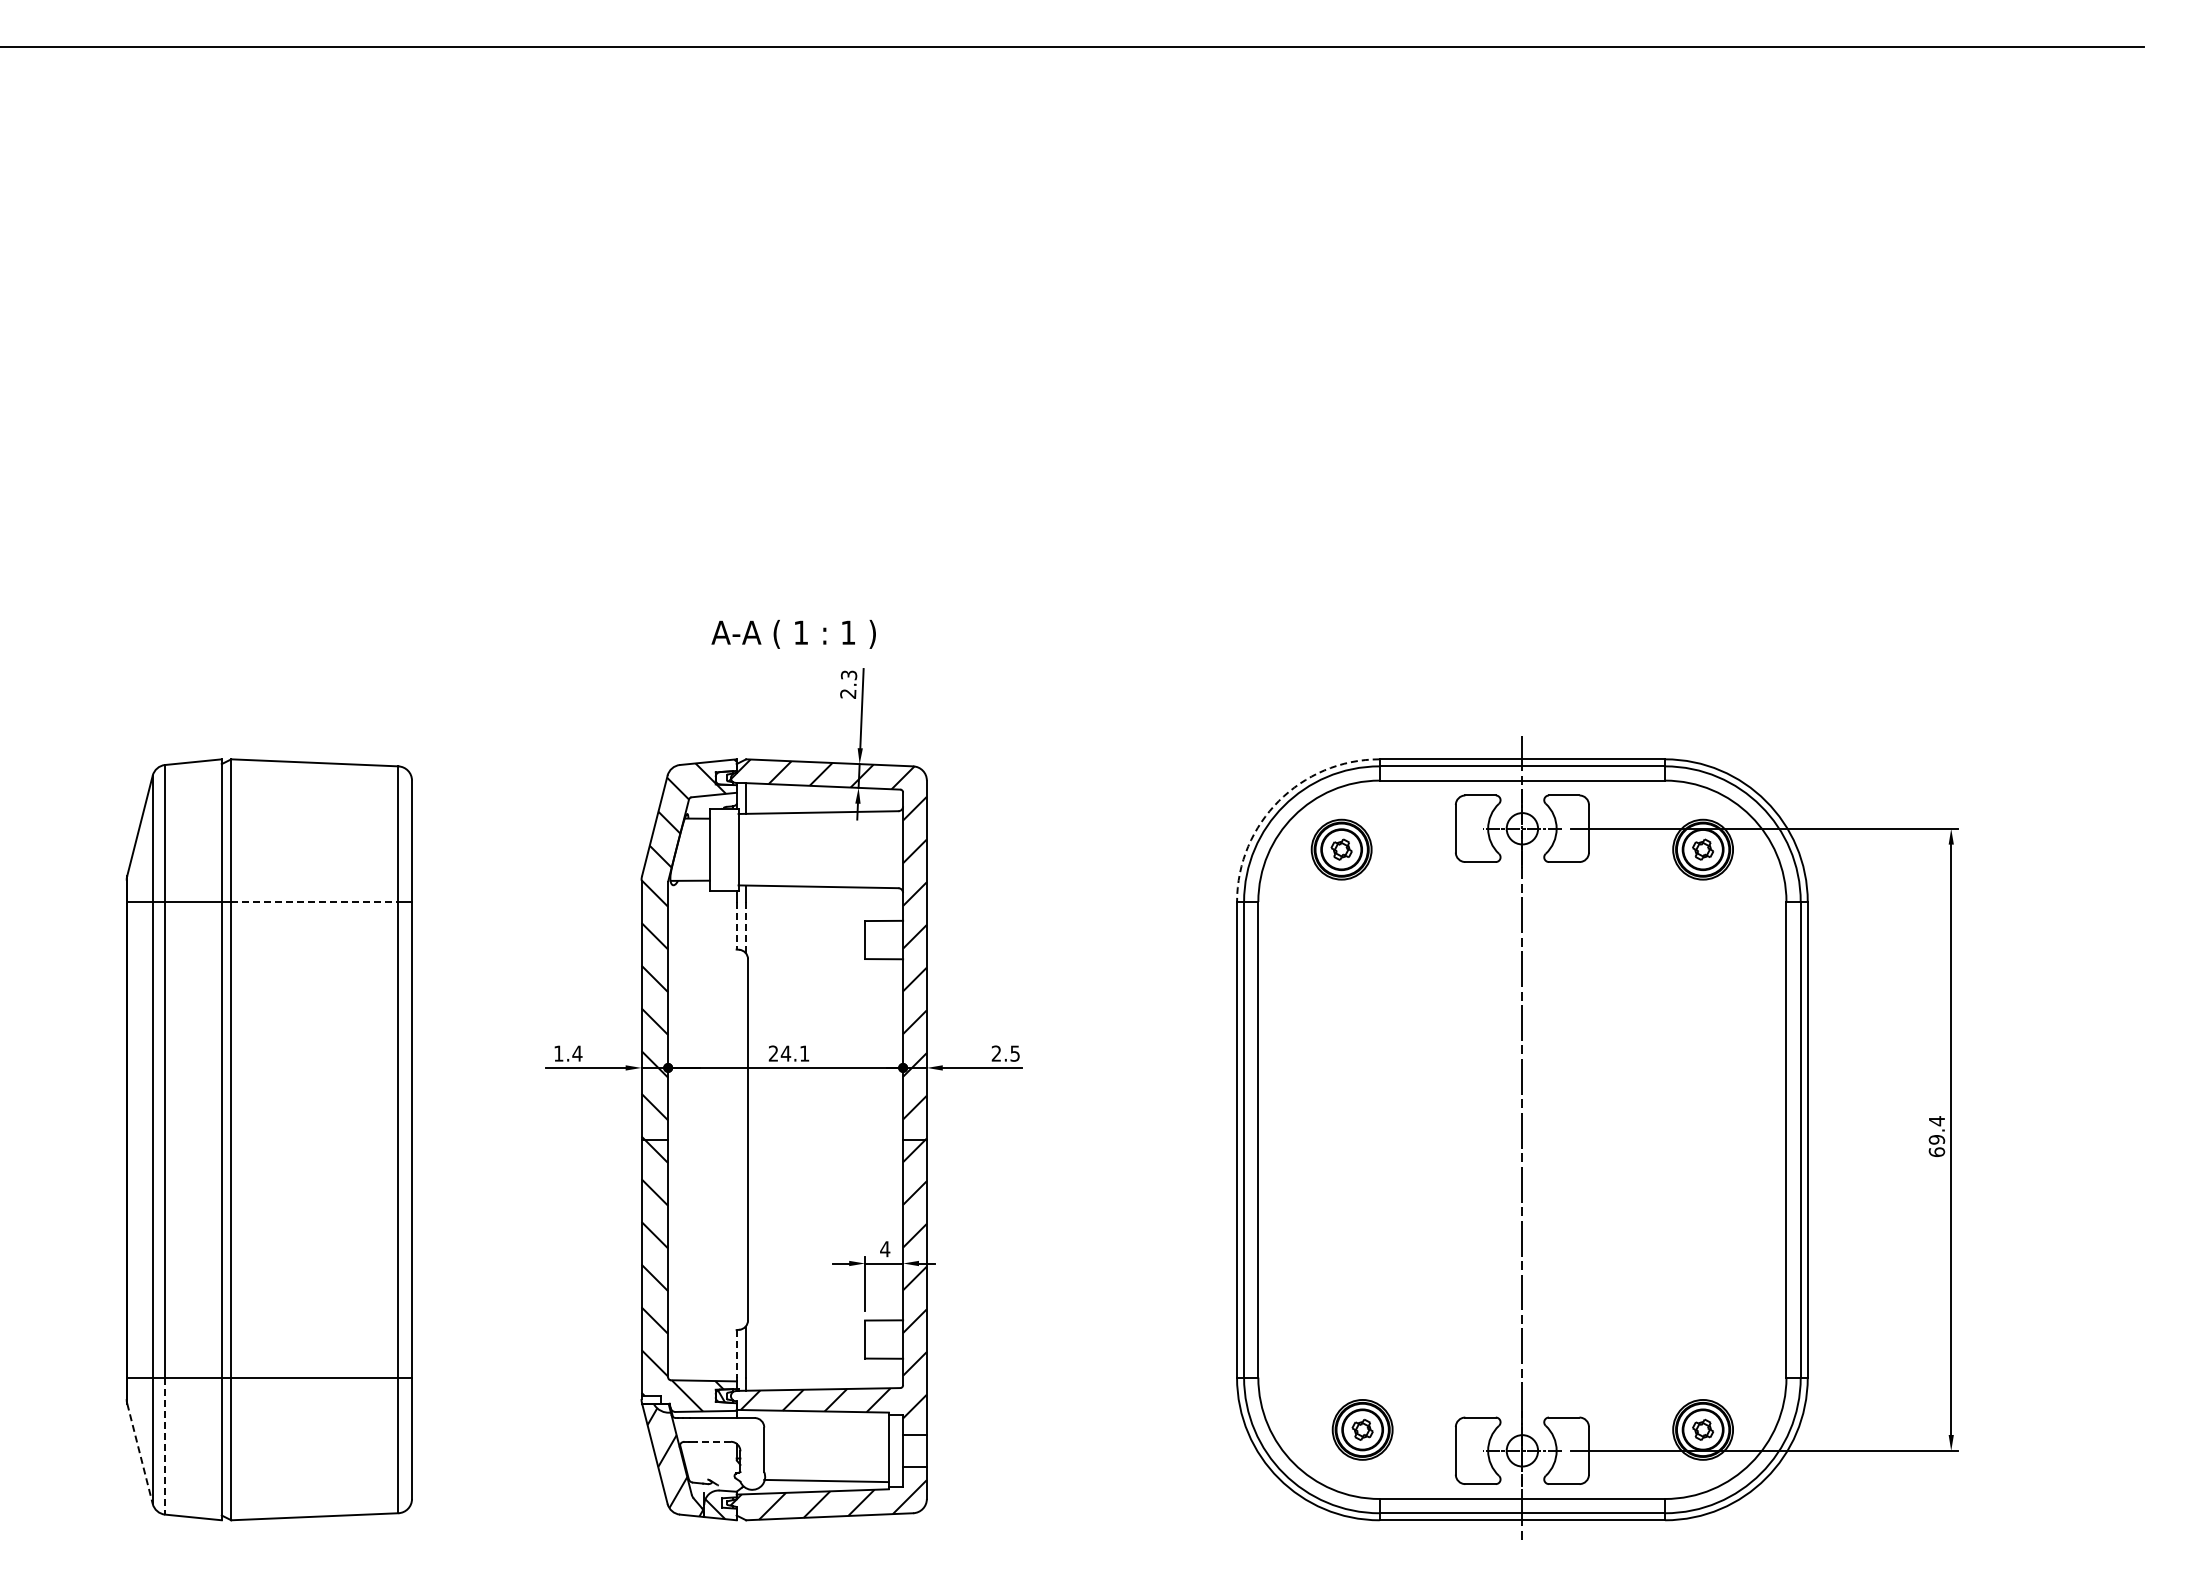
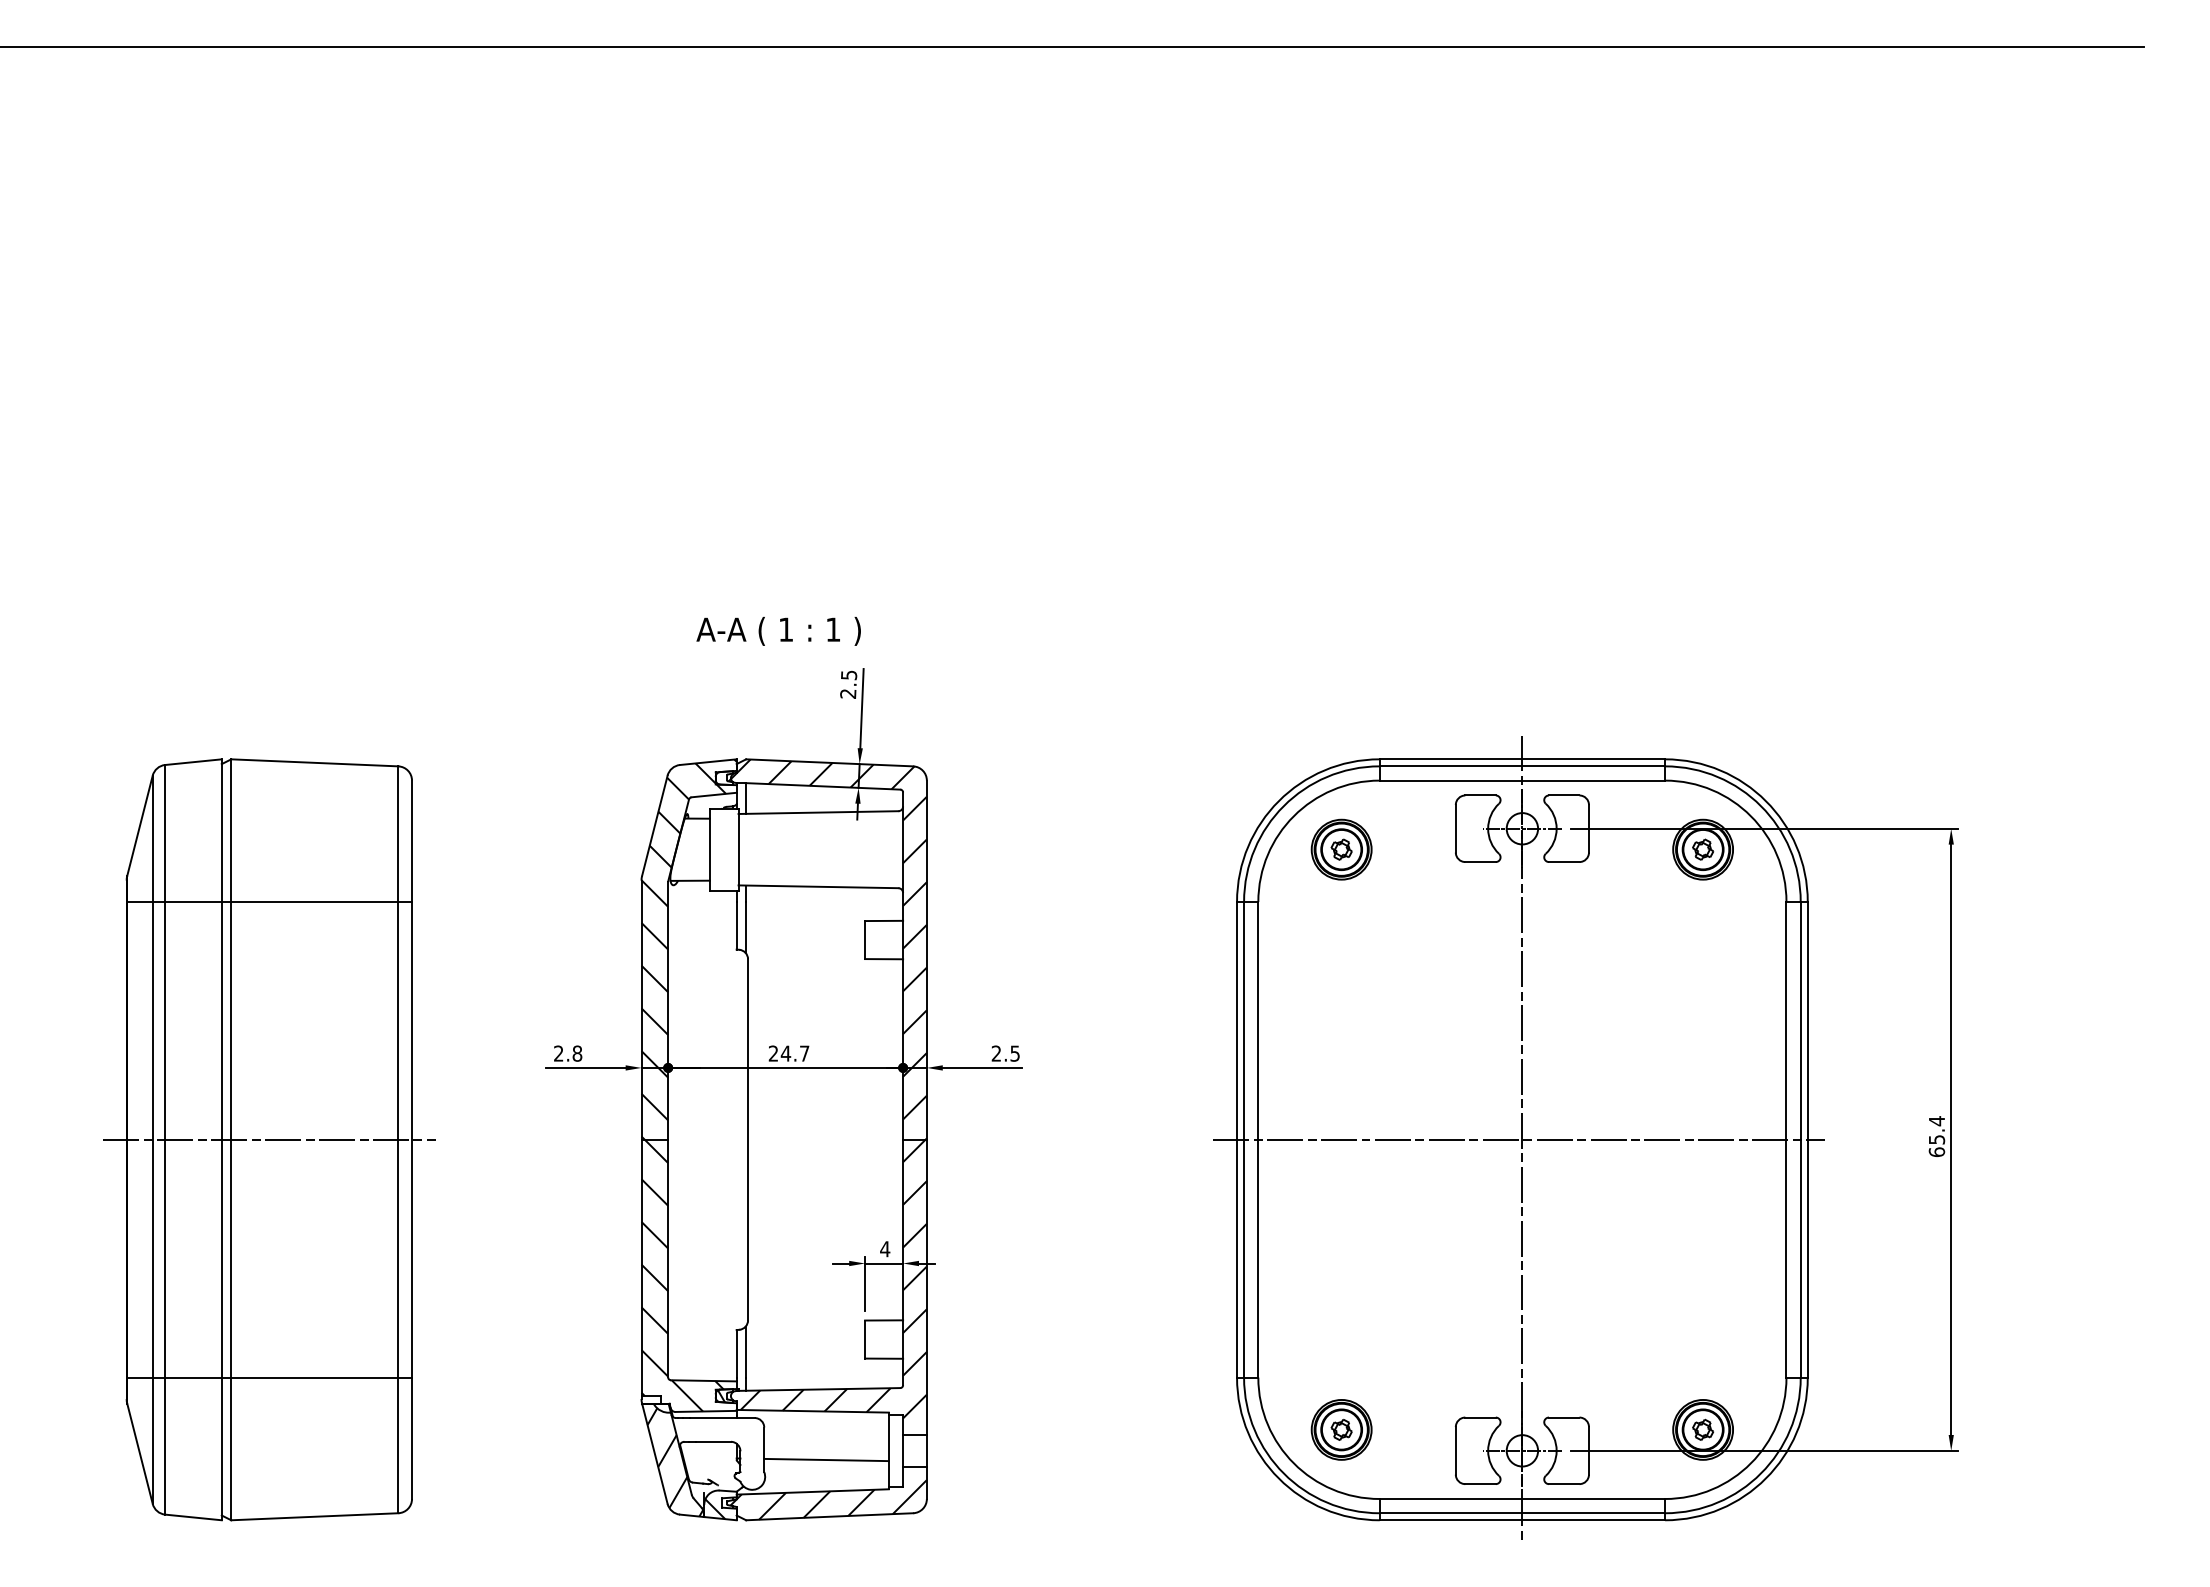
text position: (793, 634) -> (778, 631) (778, 631)
text: 2.3 -> 2.5 (848, 674)
arc: dashed -> solid (1278, 801)
line: dashed -> solid (314, 902)
line: dashed -> solid (736, 925)
line: dashed -> solid (745, 927)
text: 1.4 -> 2.8 (568, 1053)
text: 24.1 -> 24.7 (804, 1053)
line: none -> present (269, 1139)
line: none -> present (1518, 1139)
text: 69.4 -> 65.4 (1936, 1139)
line: dashed -> solid (736, 1353)
part position: (1362, 1429) -> (1341, 1429) (1341, 1429)
line: dashed -> solid (713, 1441)
line: dashed -> solid (165, 1446)
line: dashed -> solid (140, 1453)
line position: (826, 1480) -> (826, 1459) (826, 1459)
